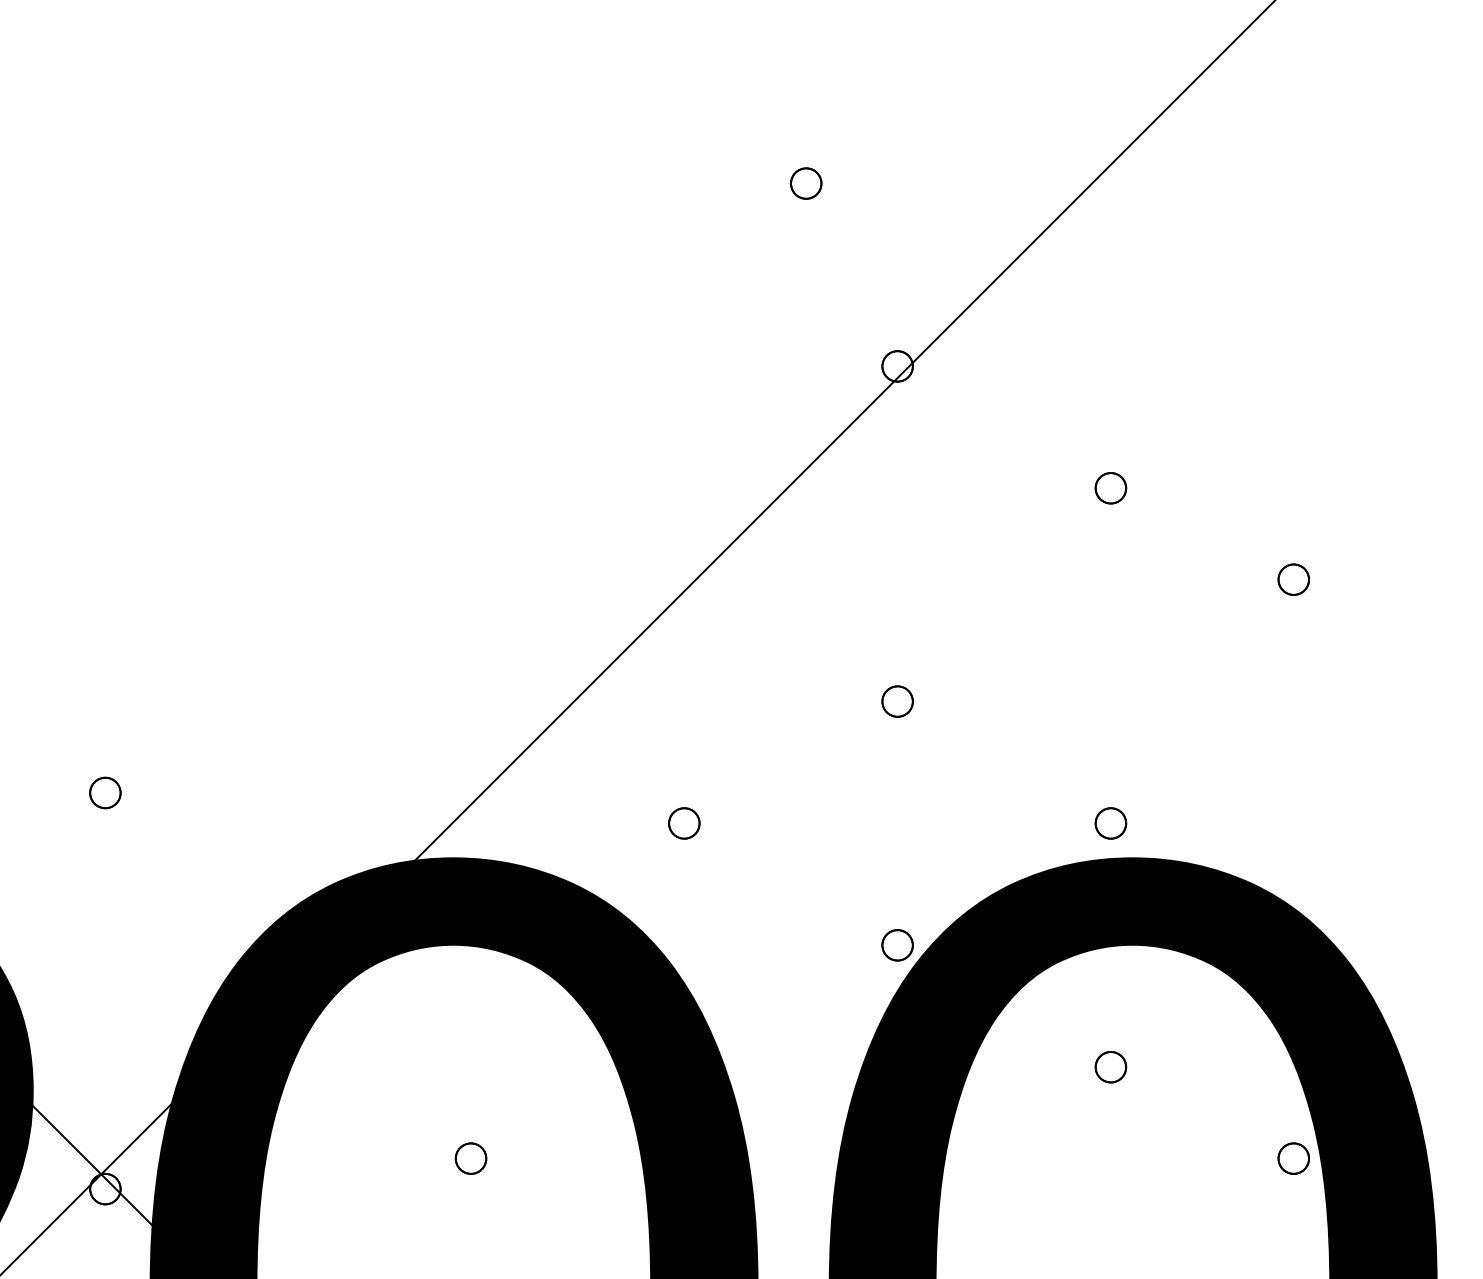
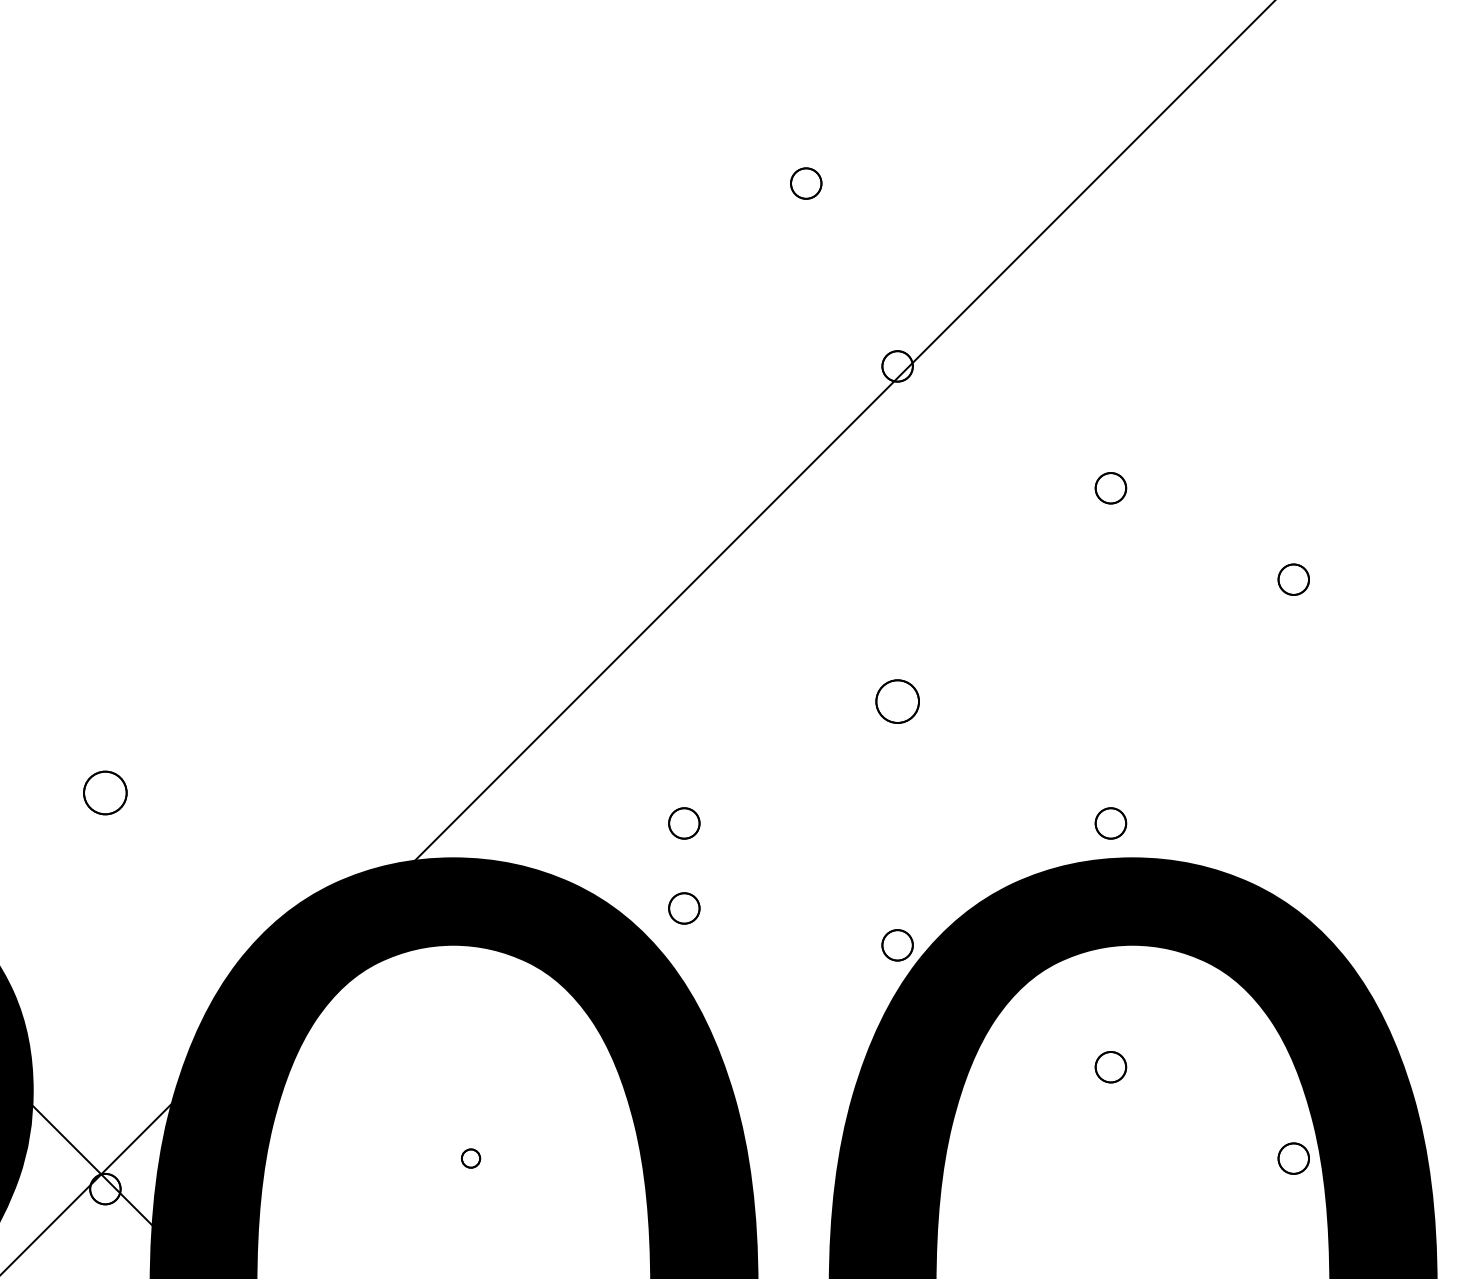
part size: 33x33 px -> 45x45 px (897, 701)
part size: 33x34 px -> 45x46 px (105, 792)
part: none -> present (684, 908)
part size: 34x33 px -> 21x21 px (471, 1158)
